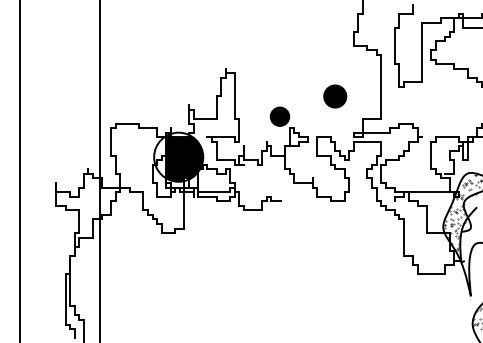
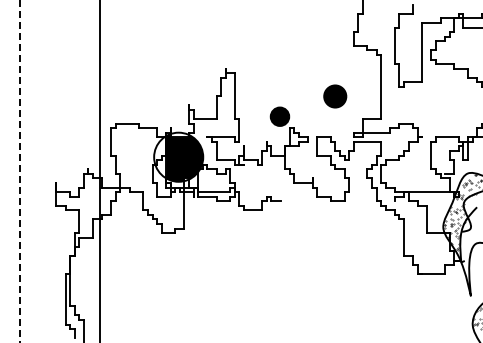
line: solid -> dashed (19, 171)
